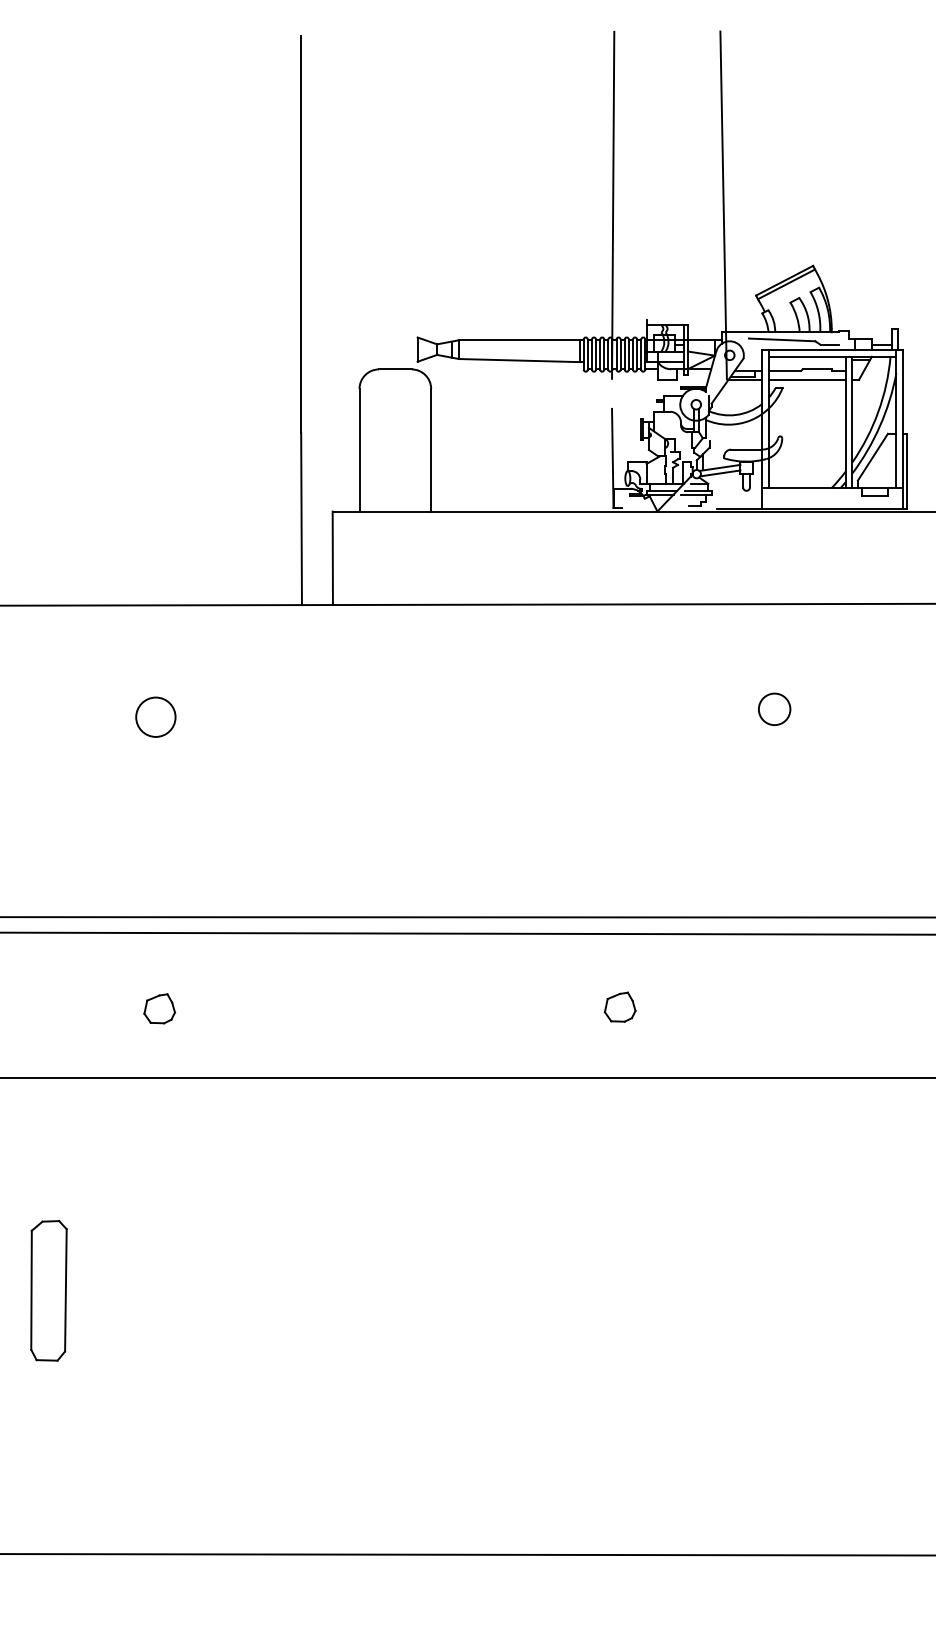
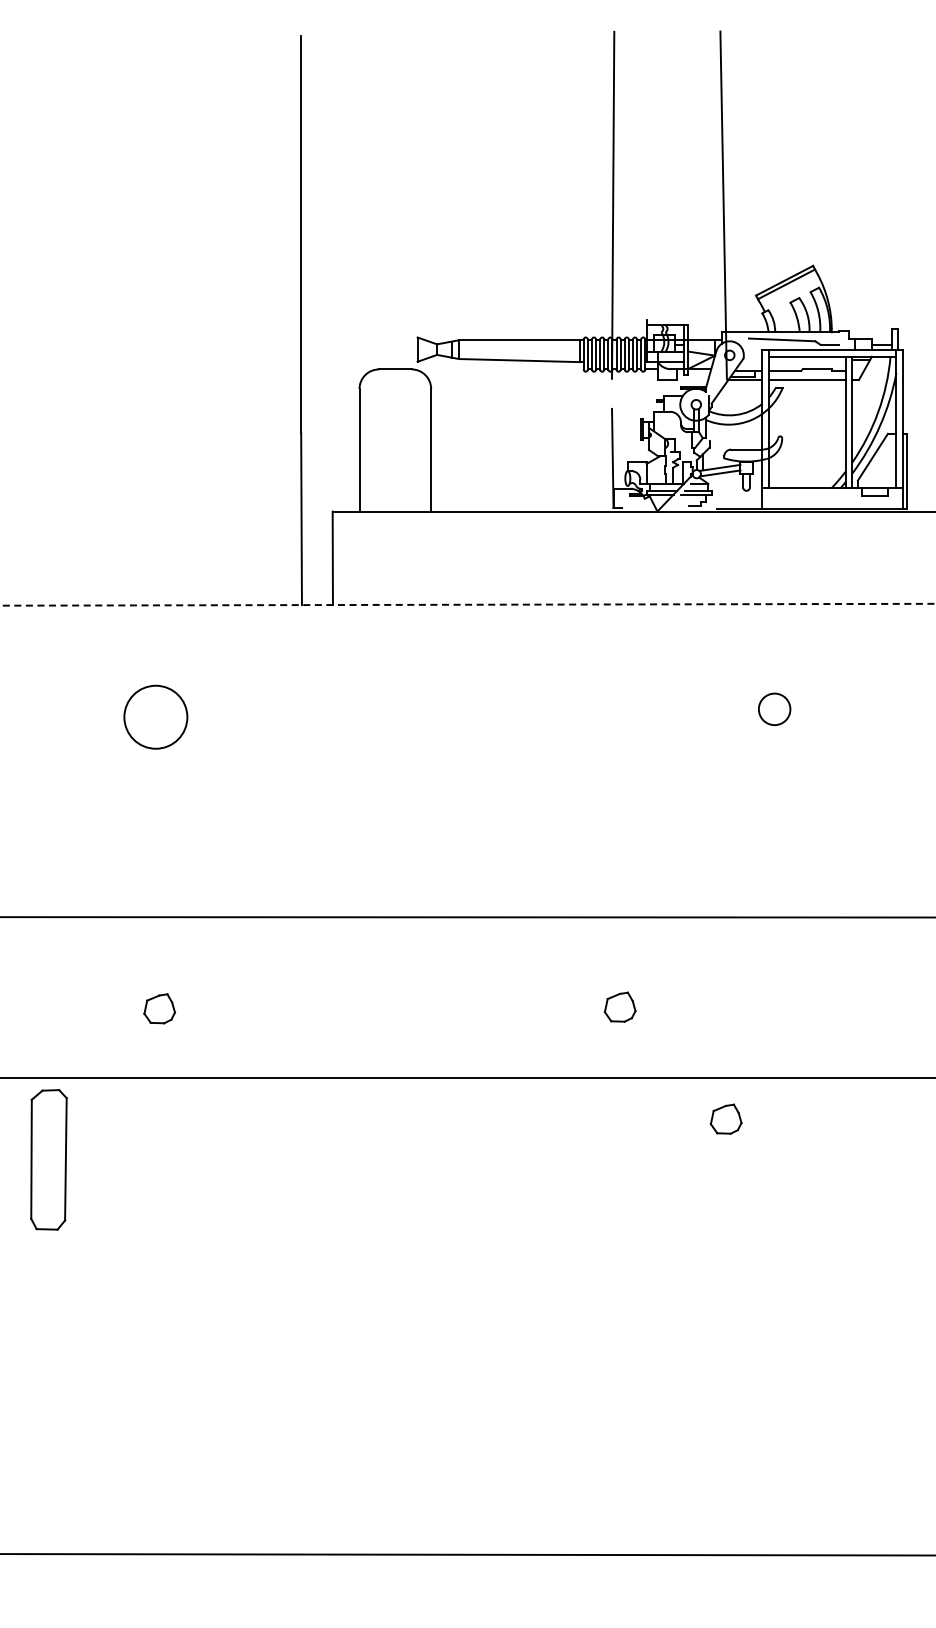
line: solid -> dashed (468, 604)
circle diameter: 39 px -> 63 px (155, 716)
line: present -> none (467, 933)
part: none -> present (725, 1118)
part position: (48, 1290) -> (48, 1159) (48, 1159)
